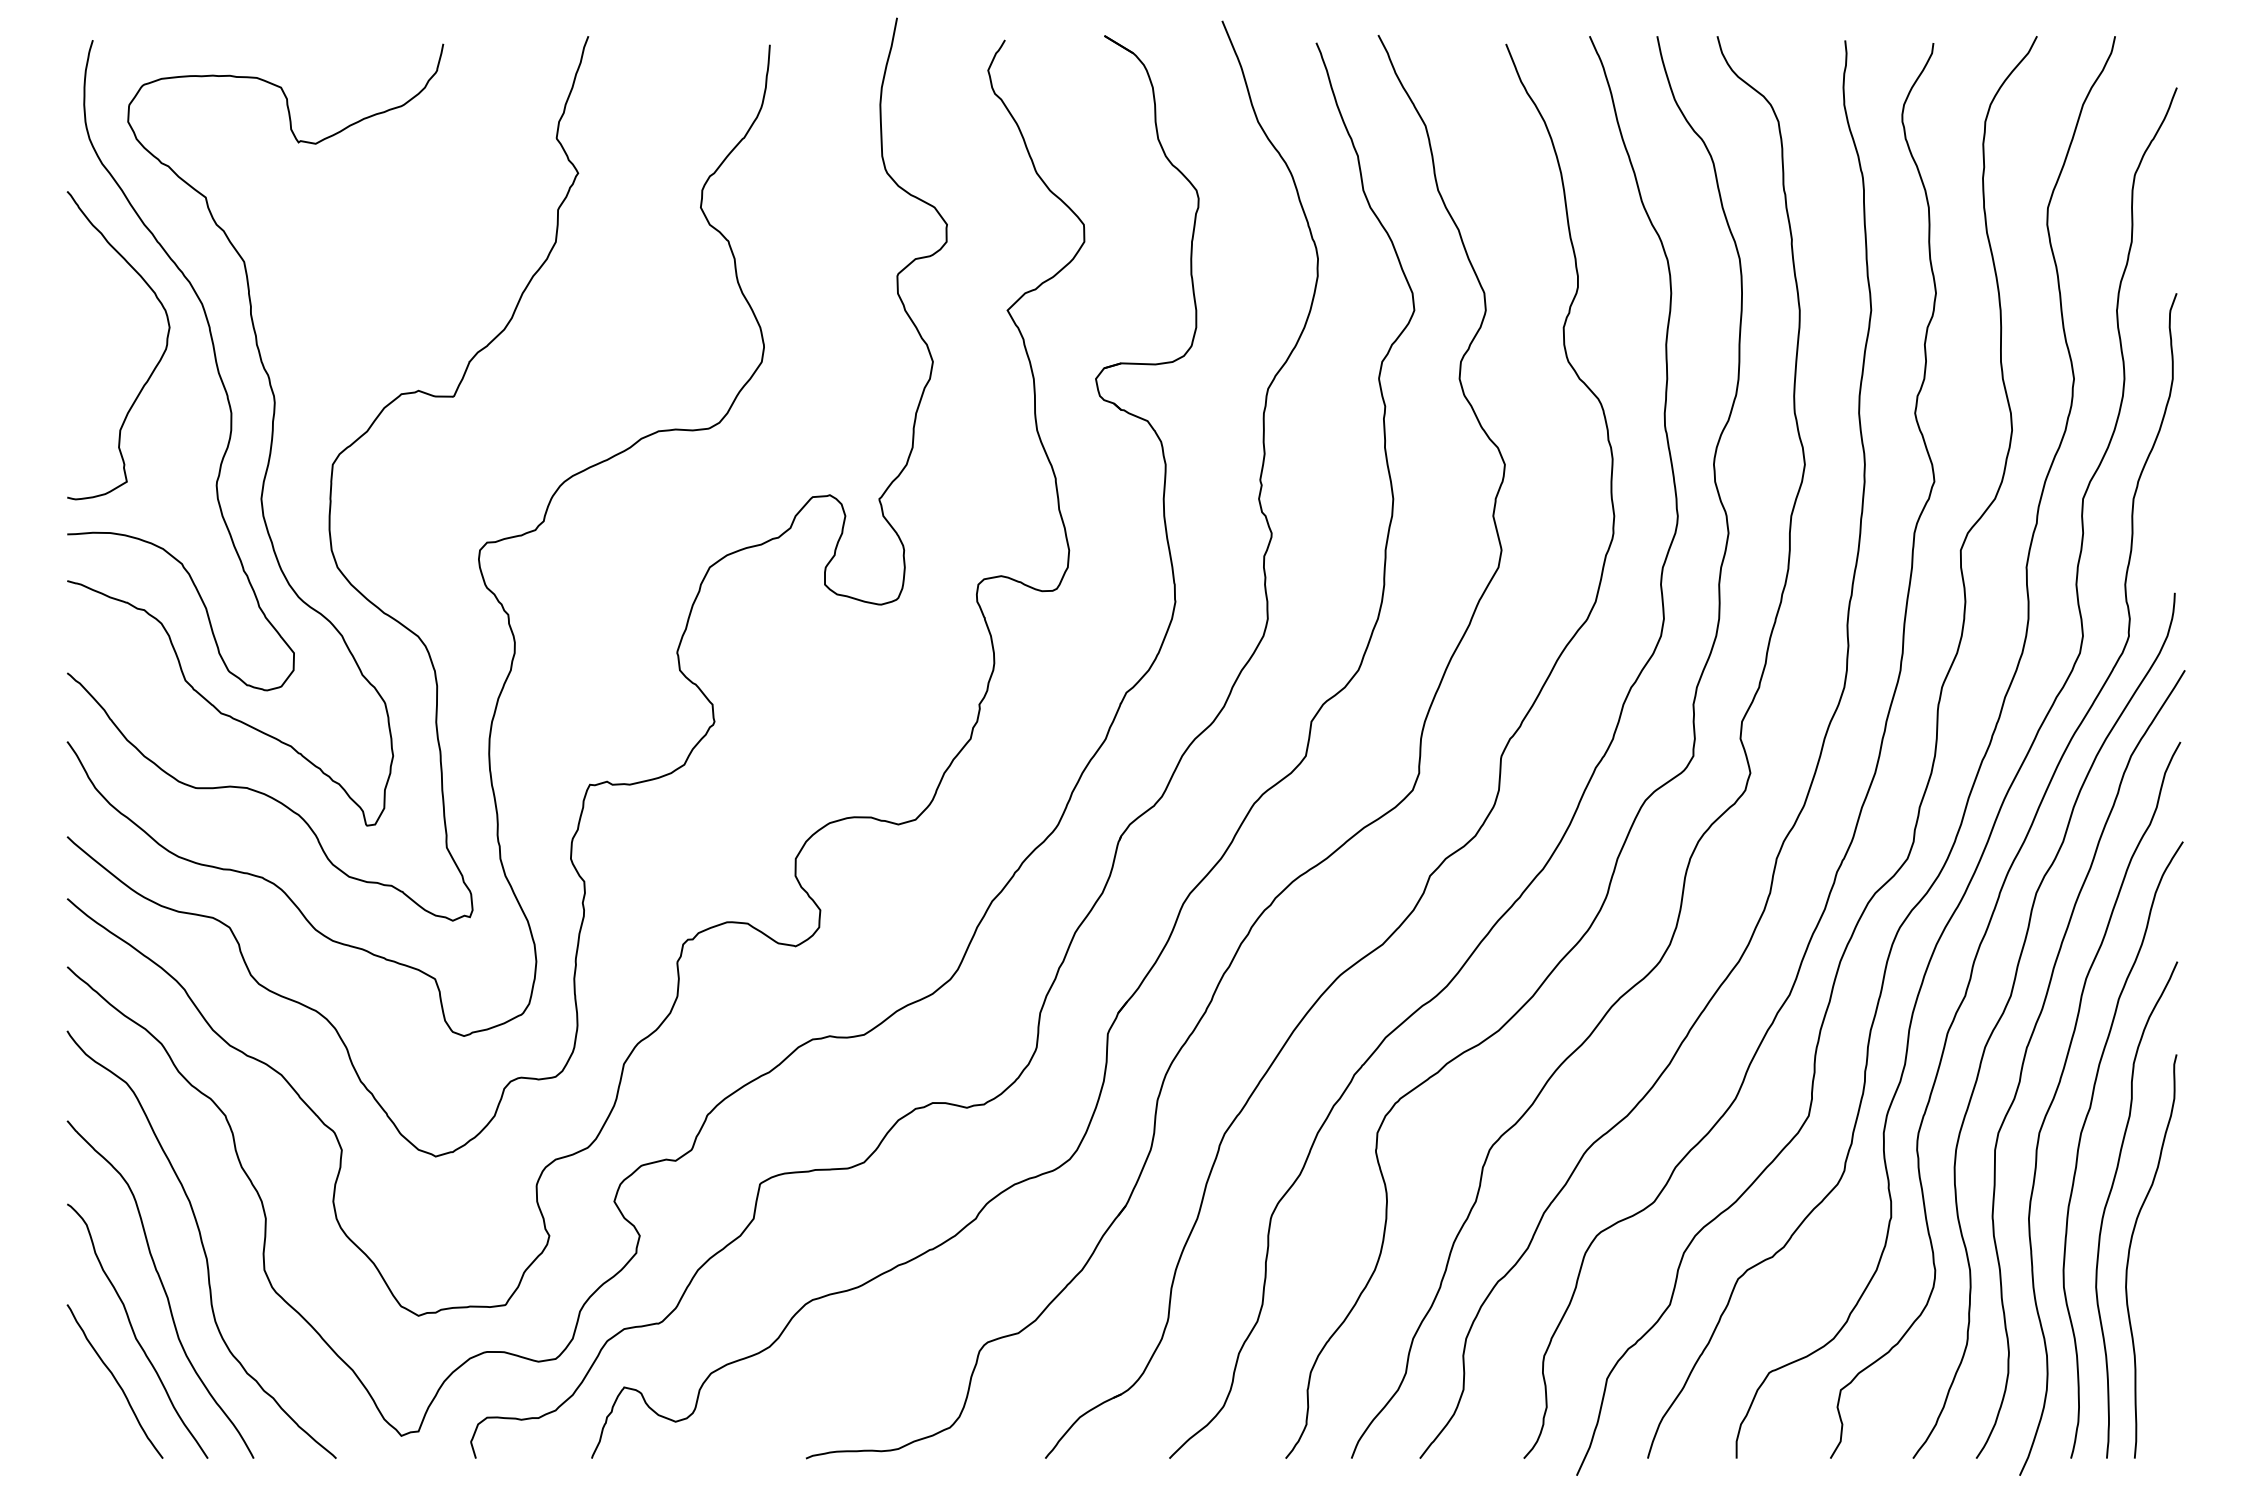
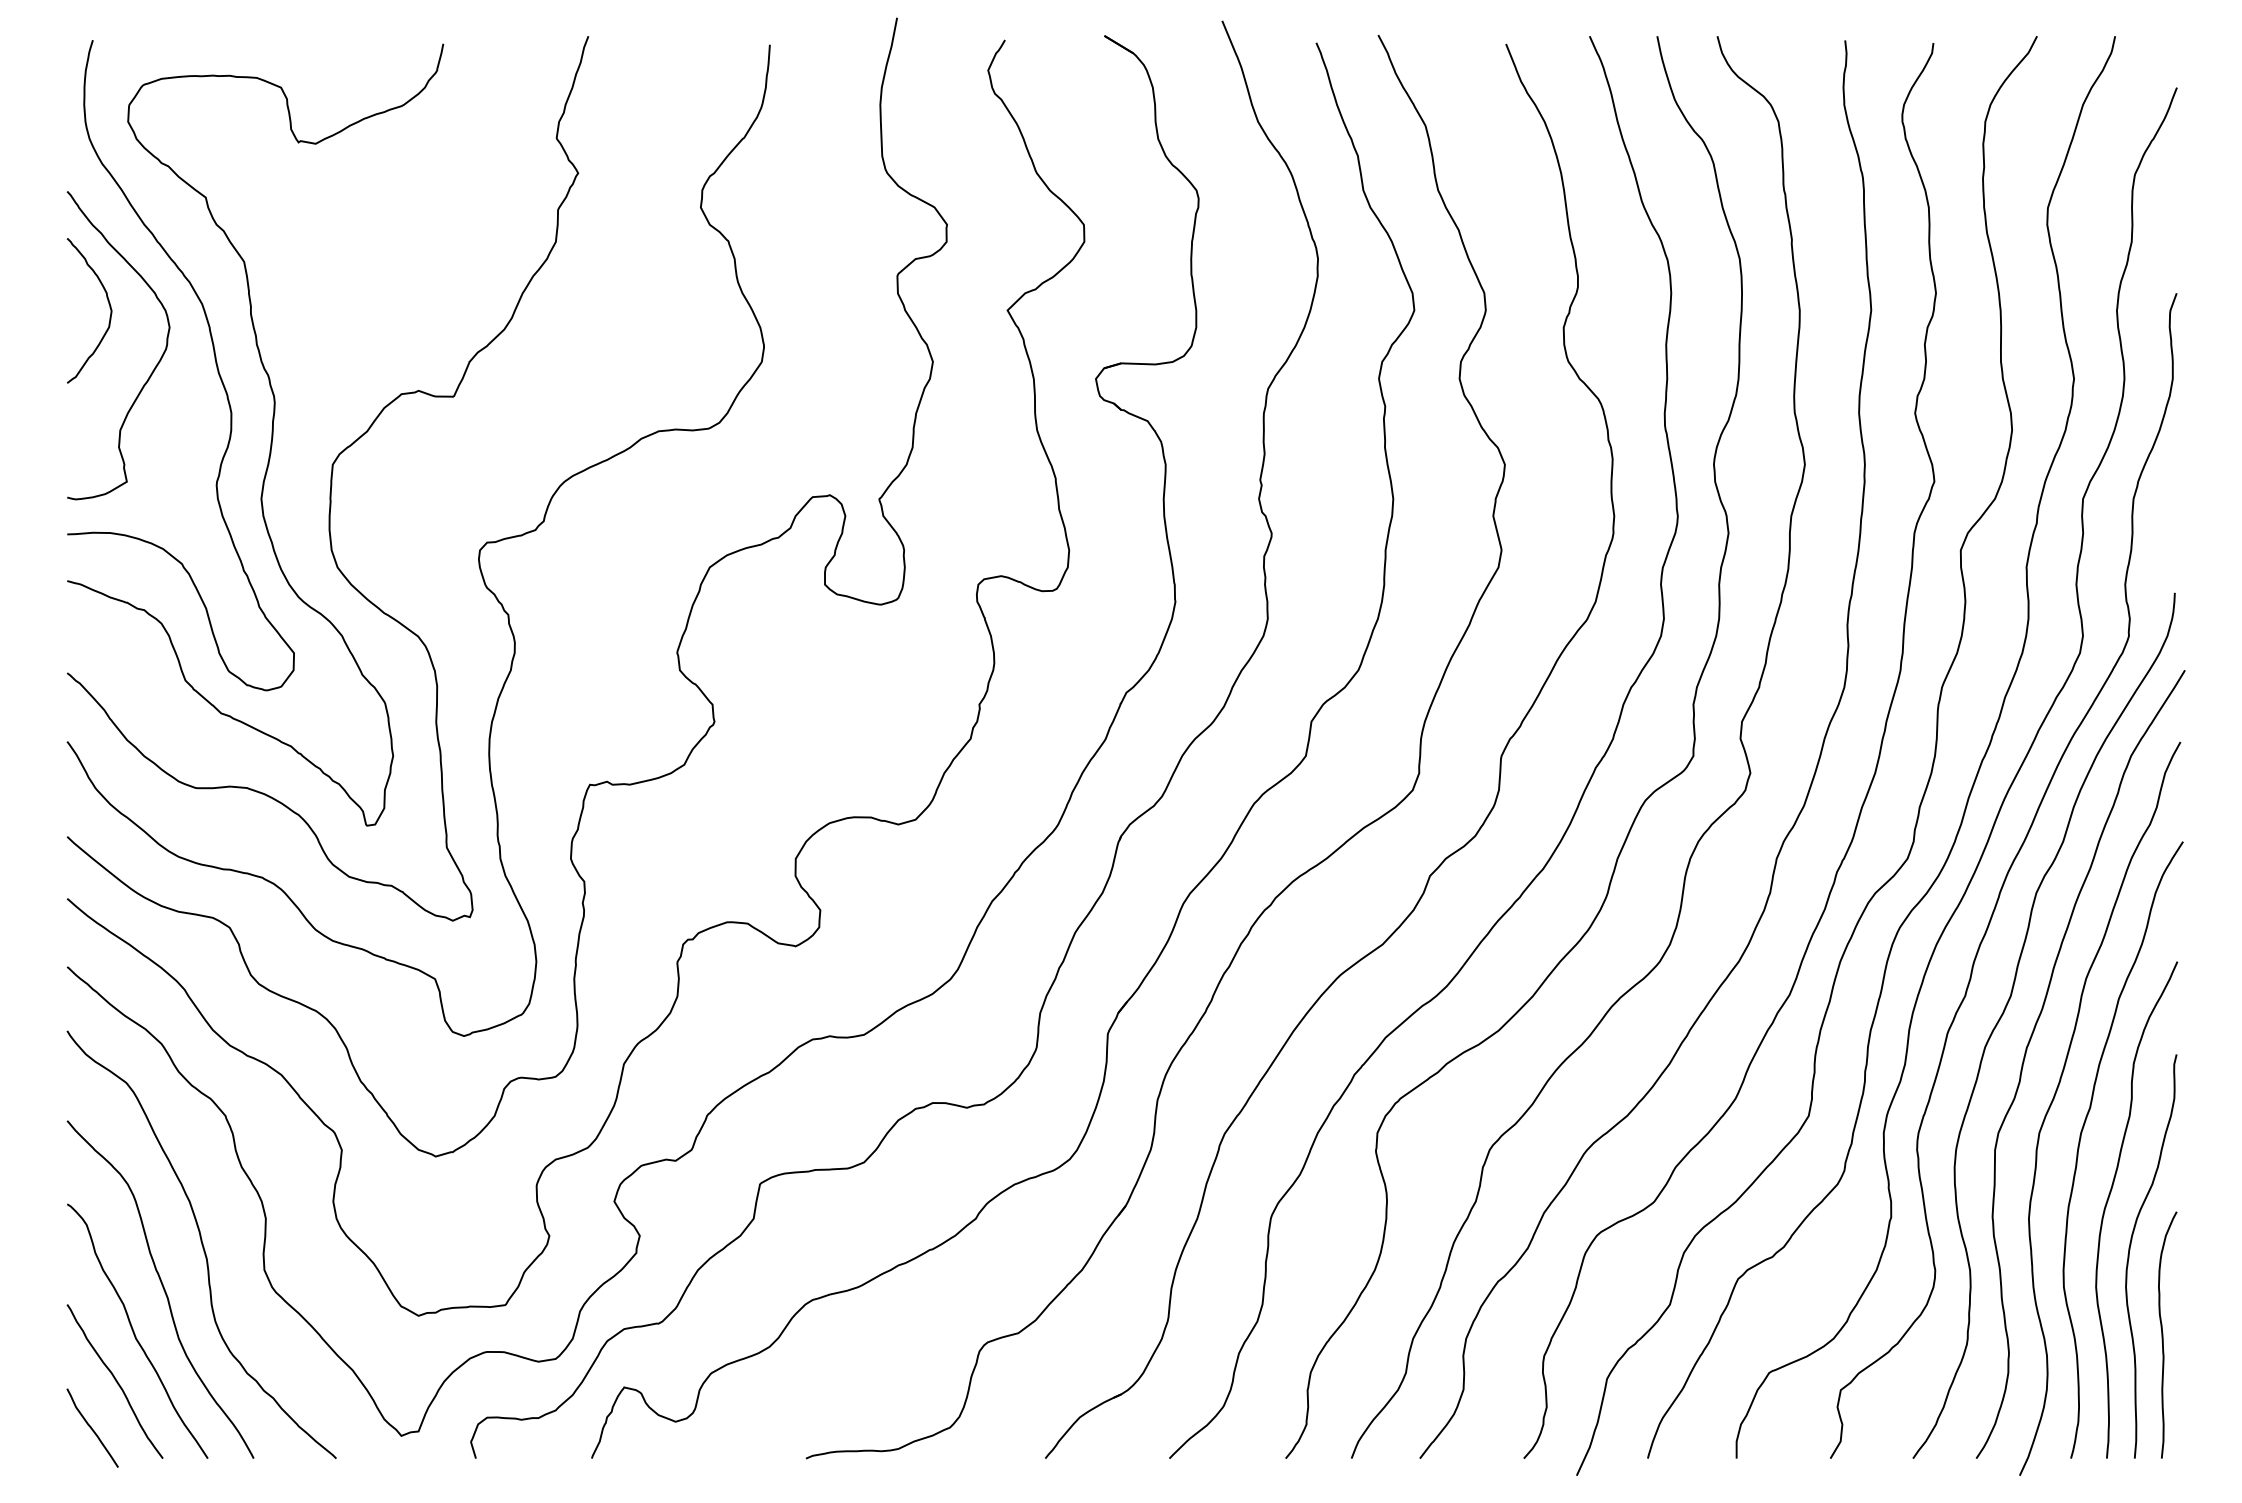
curve: none -> present (108, 304)
curve: none -> present (2163, 1334)
curve: none -> present (91, 1427)
